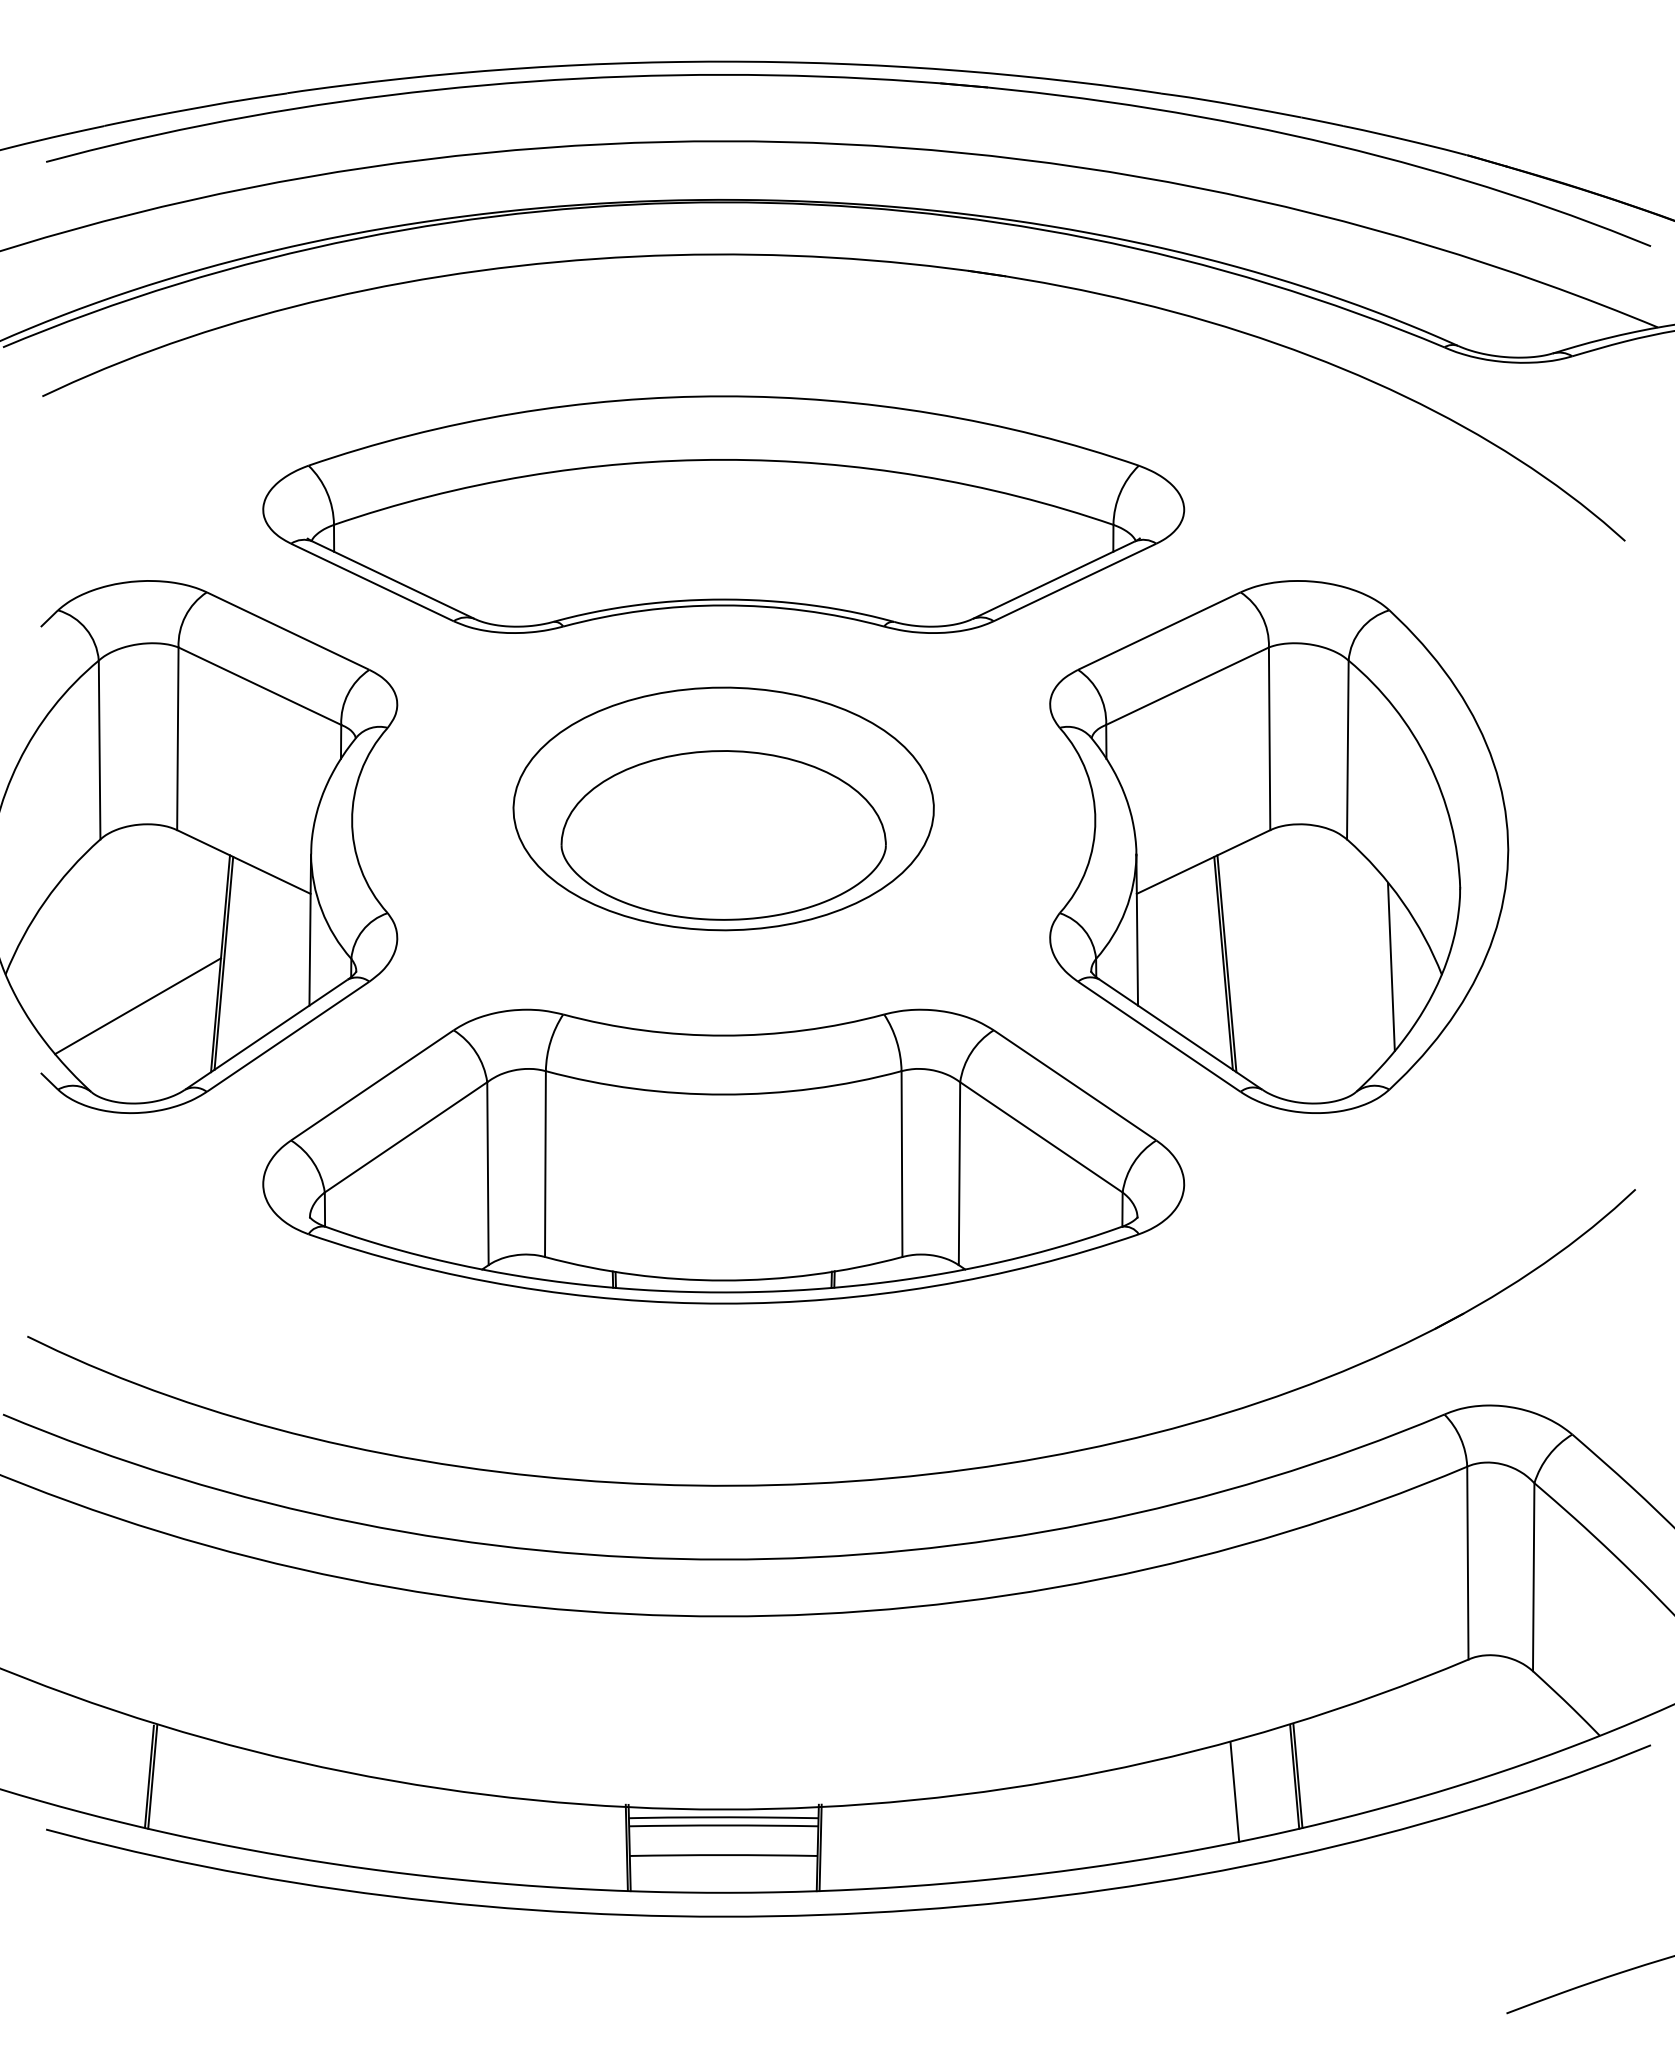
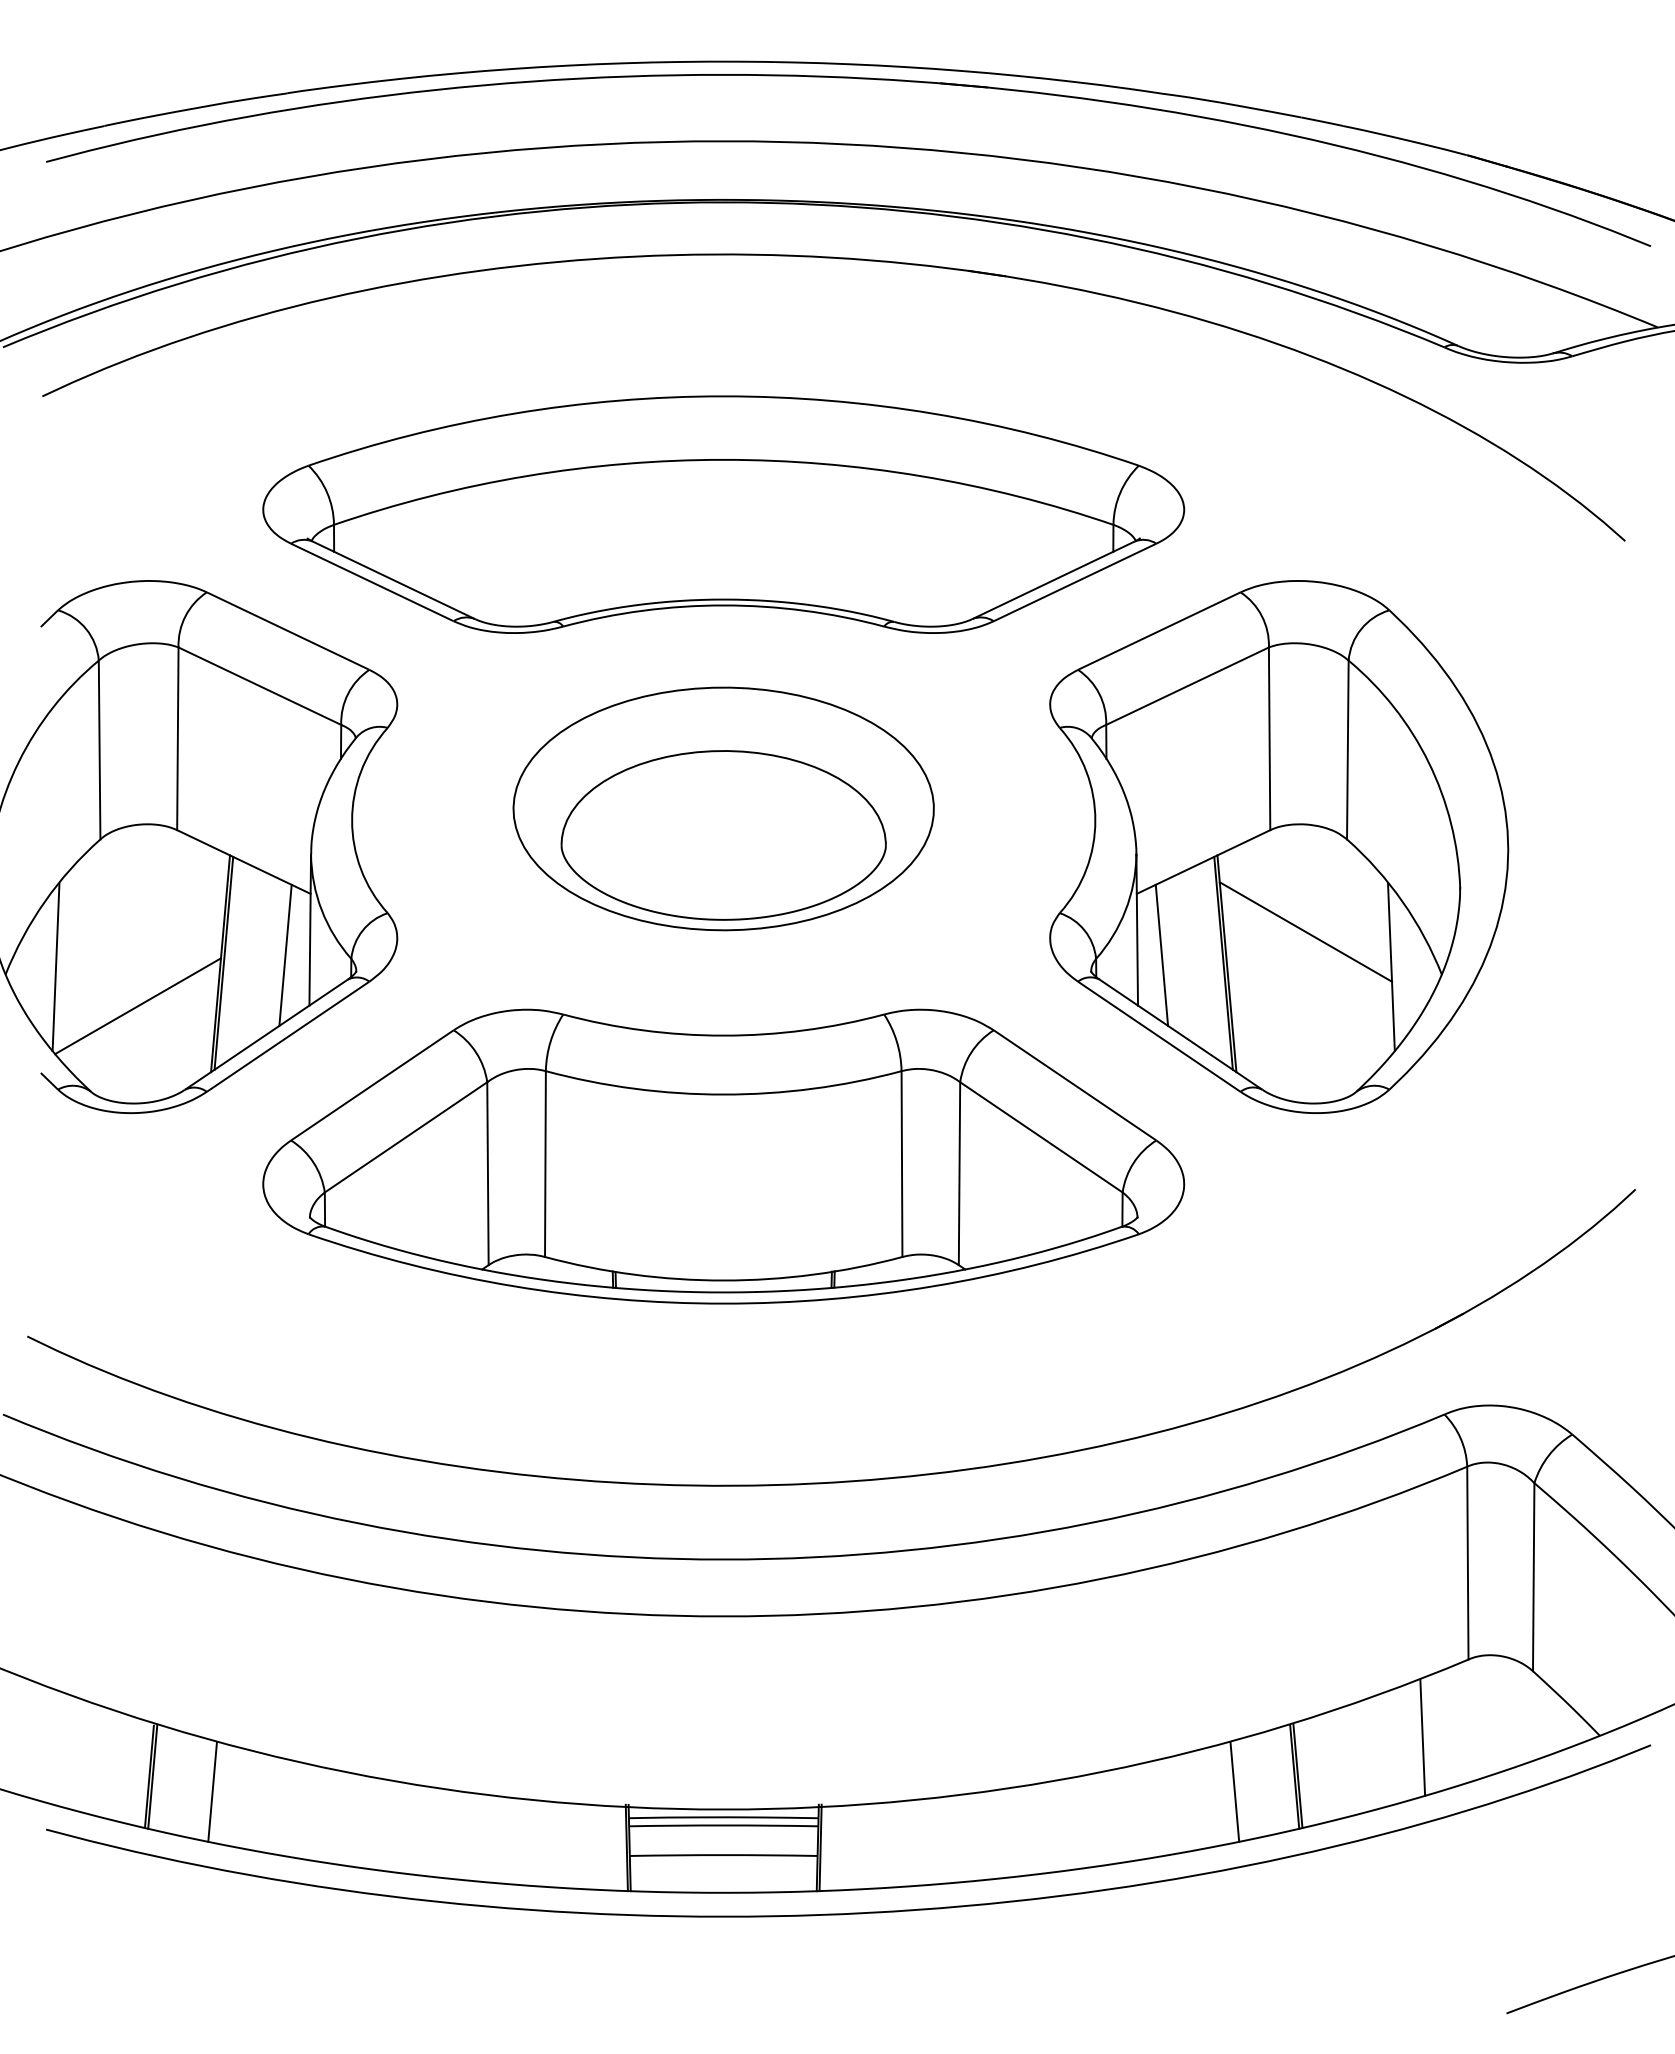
line: none -> present (1305, 931)
line: none -> present (285, 954)
line: none -> present (1161, 954)
line: none -> present (55, 967)
line: none -> present (1422, 1737)
line: none -> present (212, 1792)
